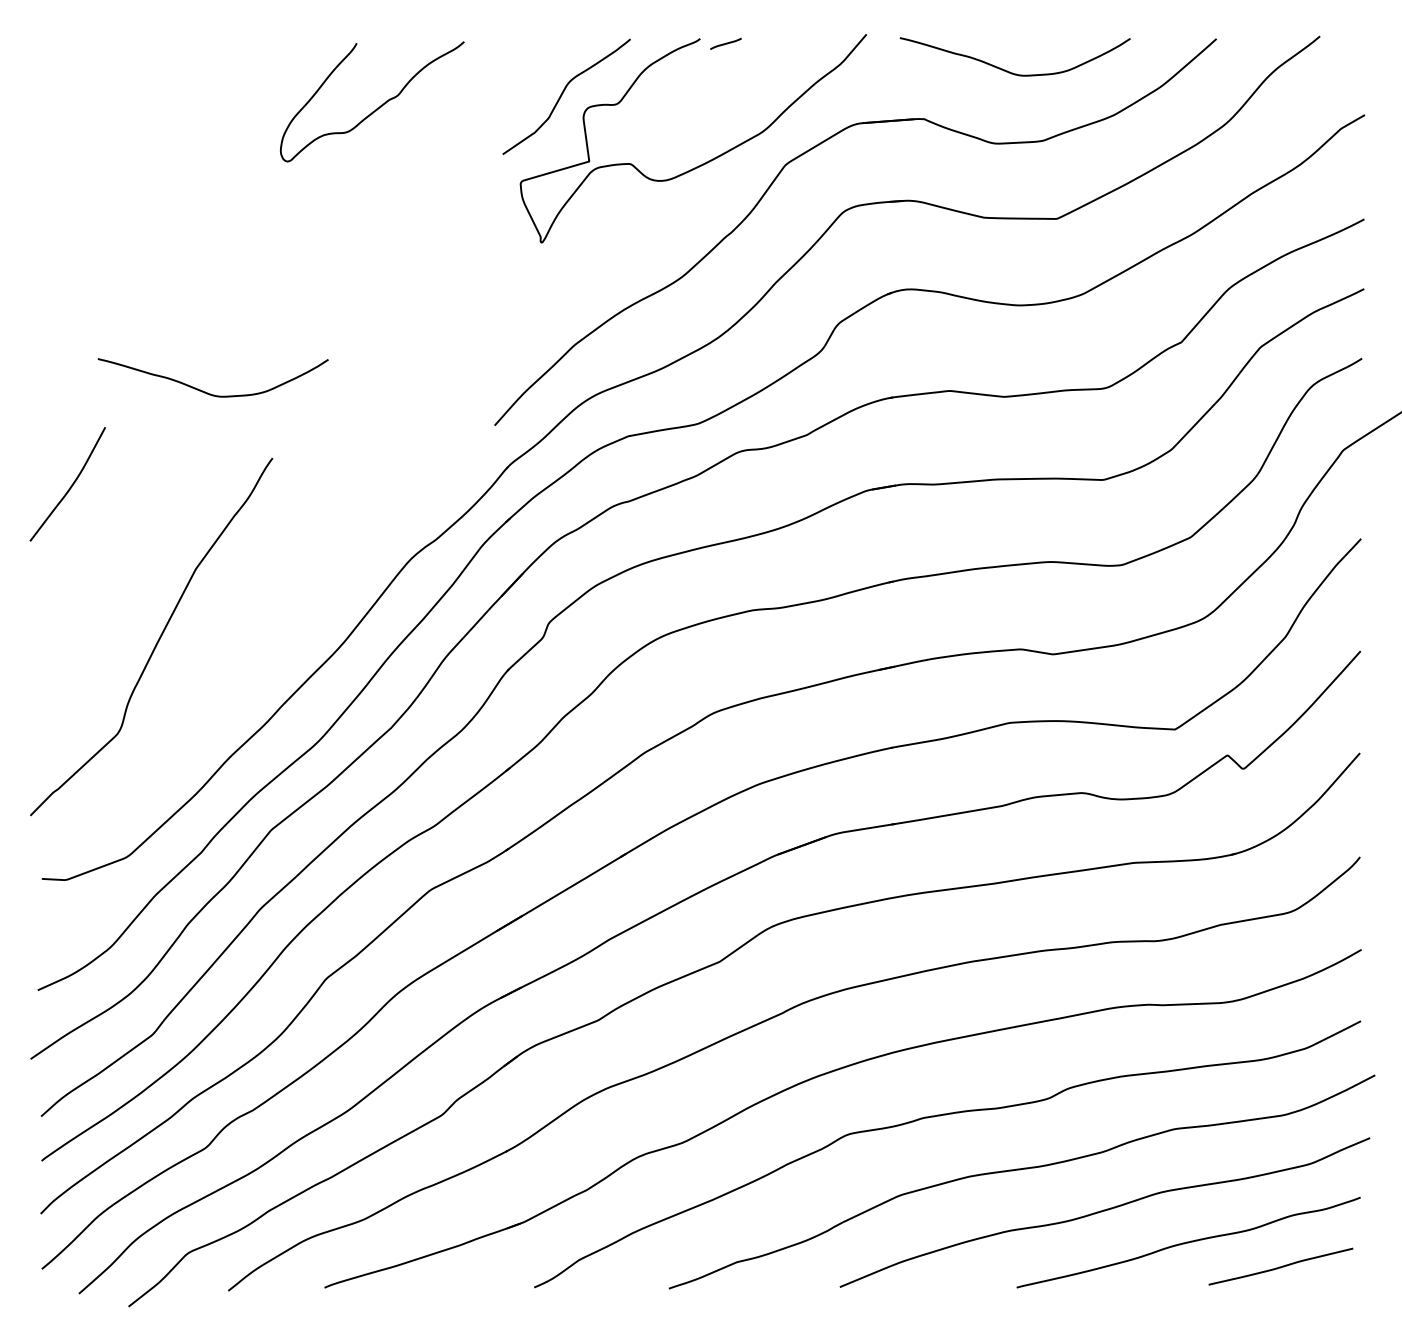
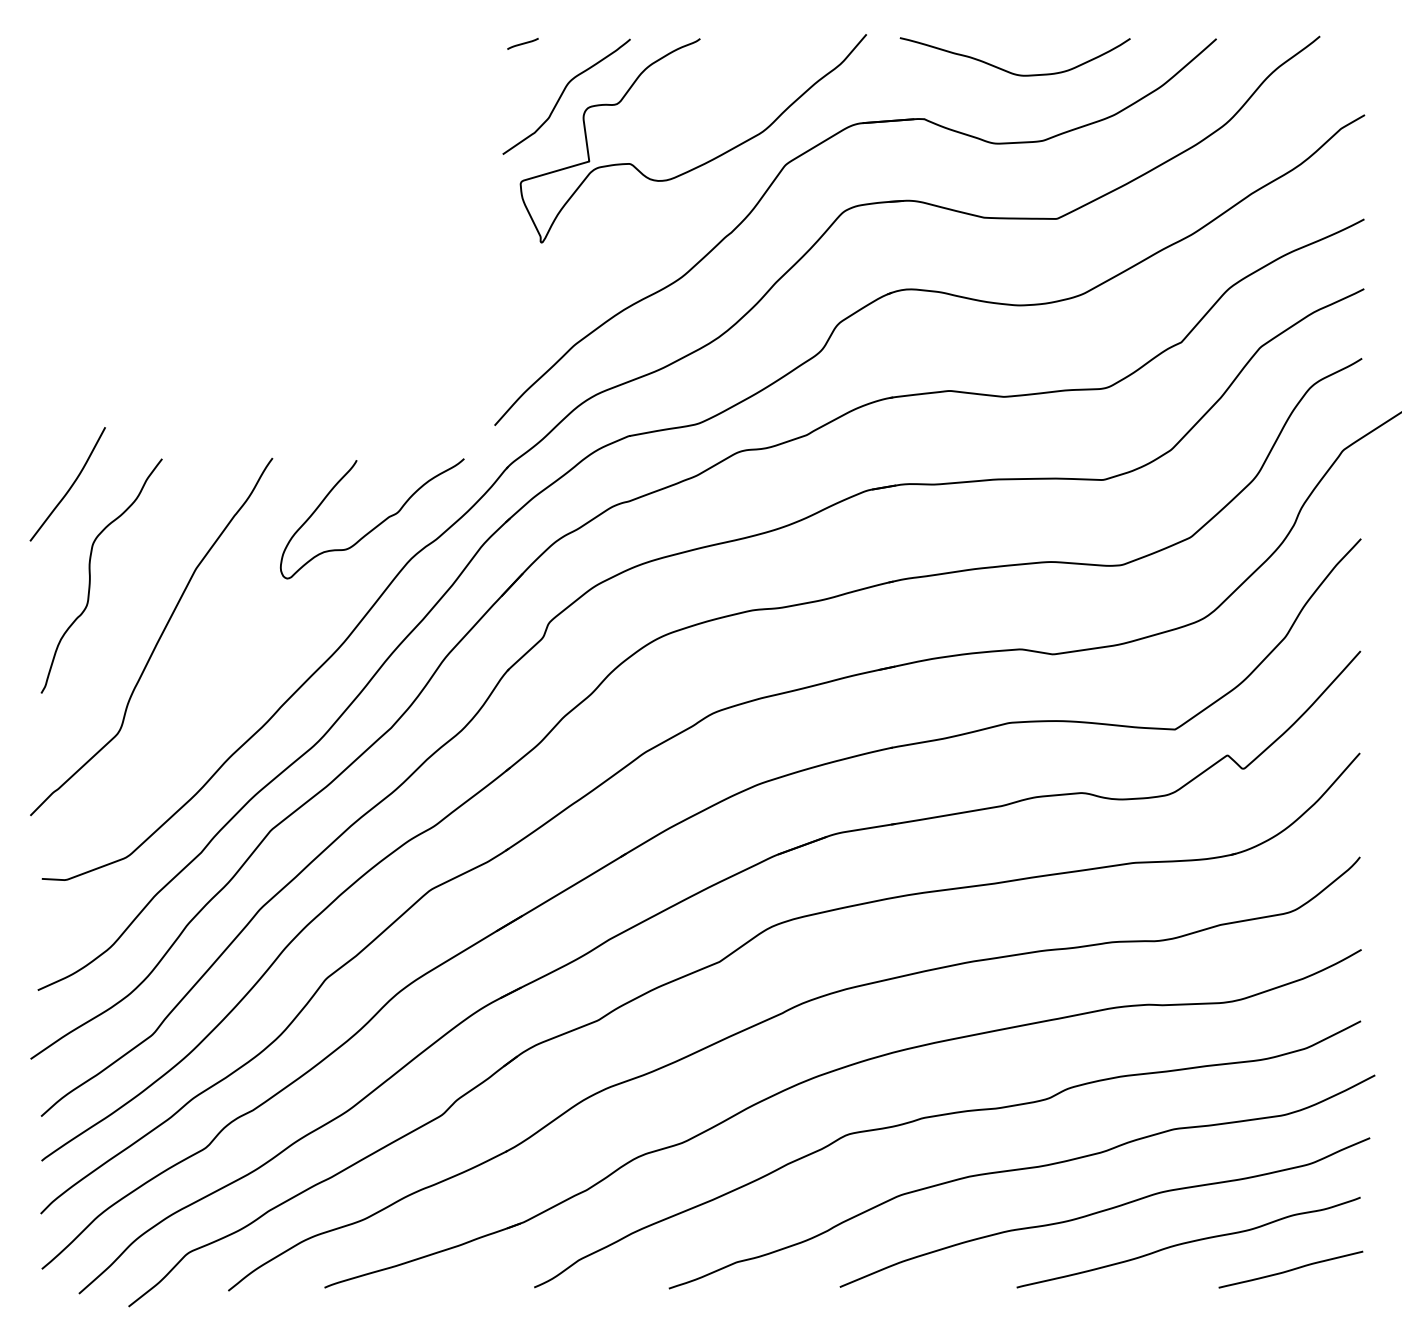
line position: (725, 43) -> (522, 43) (522, 43)
curve position: (377, 107) -> (377, 524) (377, 524)
curve: present -> none (208, 392)
curve: none -> present (90, 575)
curve position: (1280, 1266) -> (1290, 1269) (1290, 1269)
